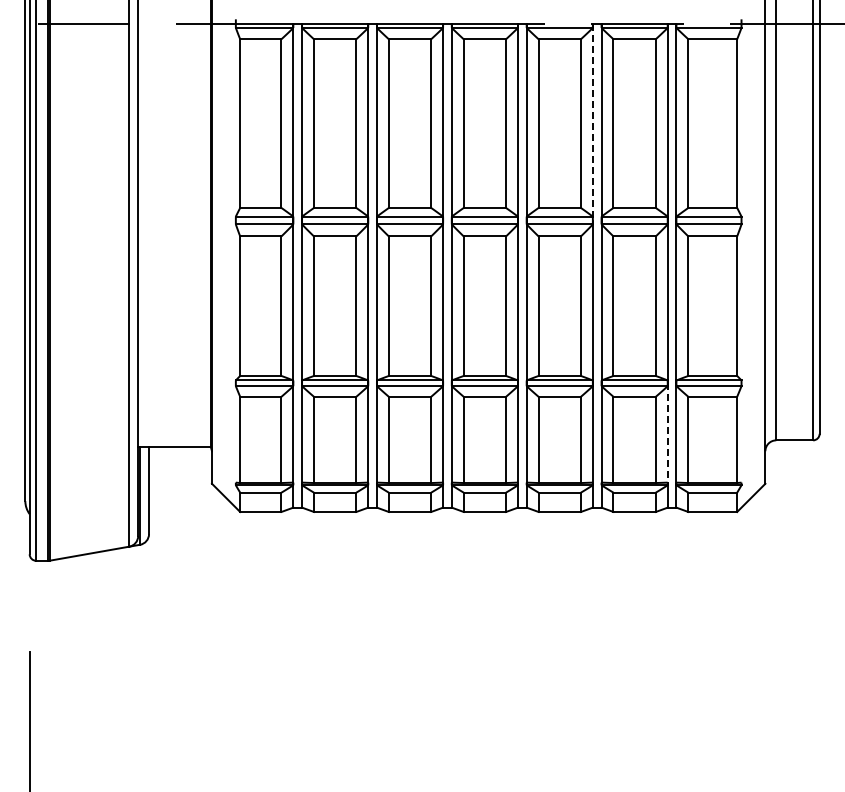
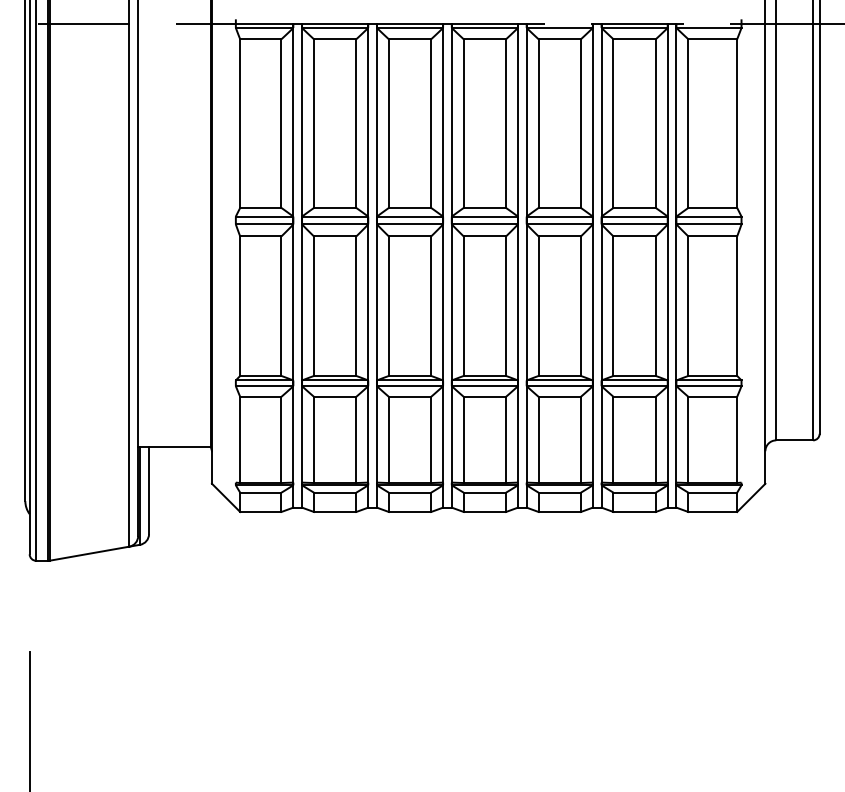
line: dashed -> solid (592, 122)
line: dashed -> solid (667, 434)
